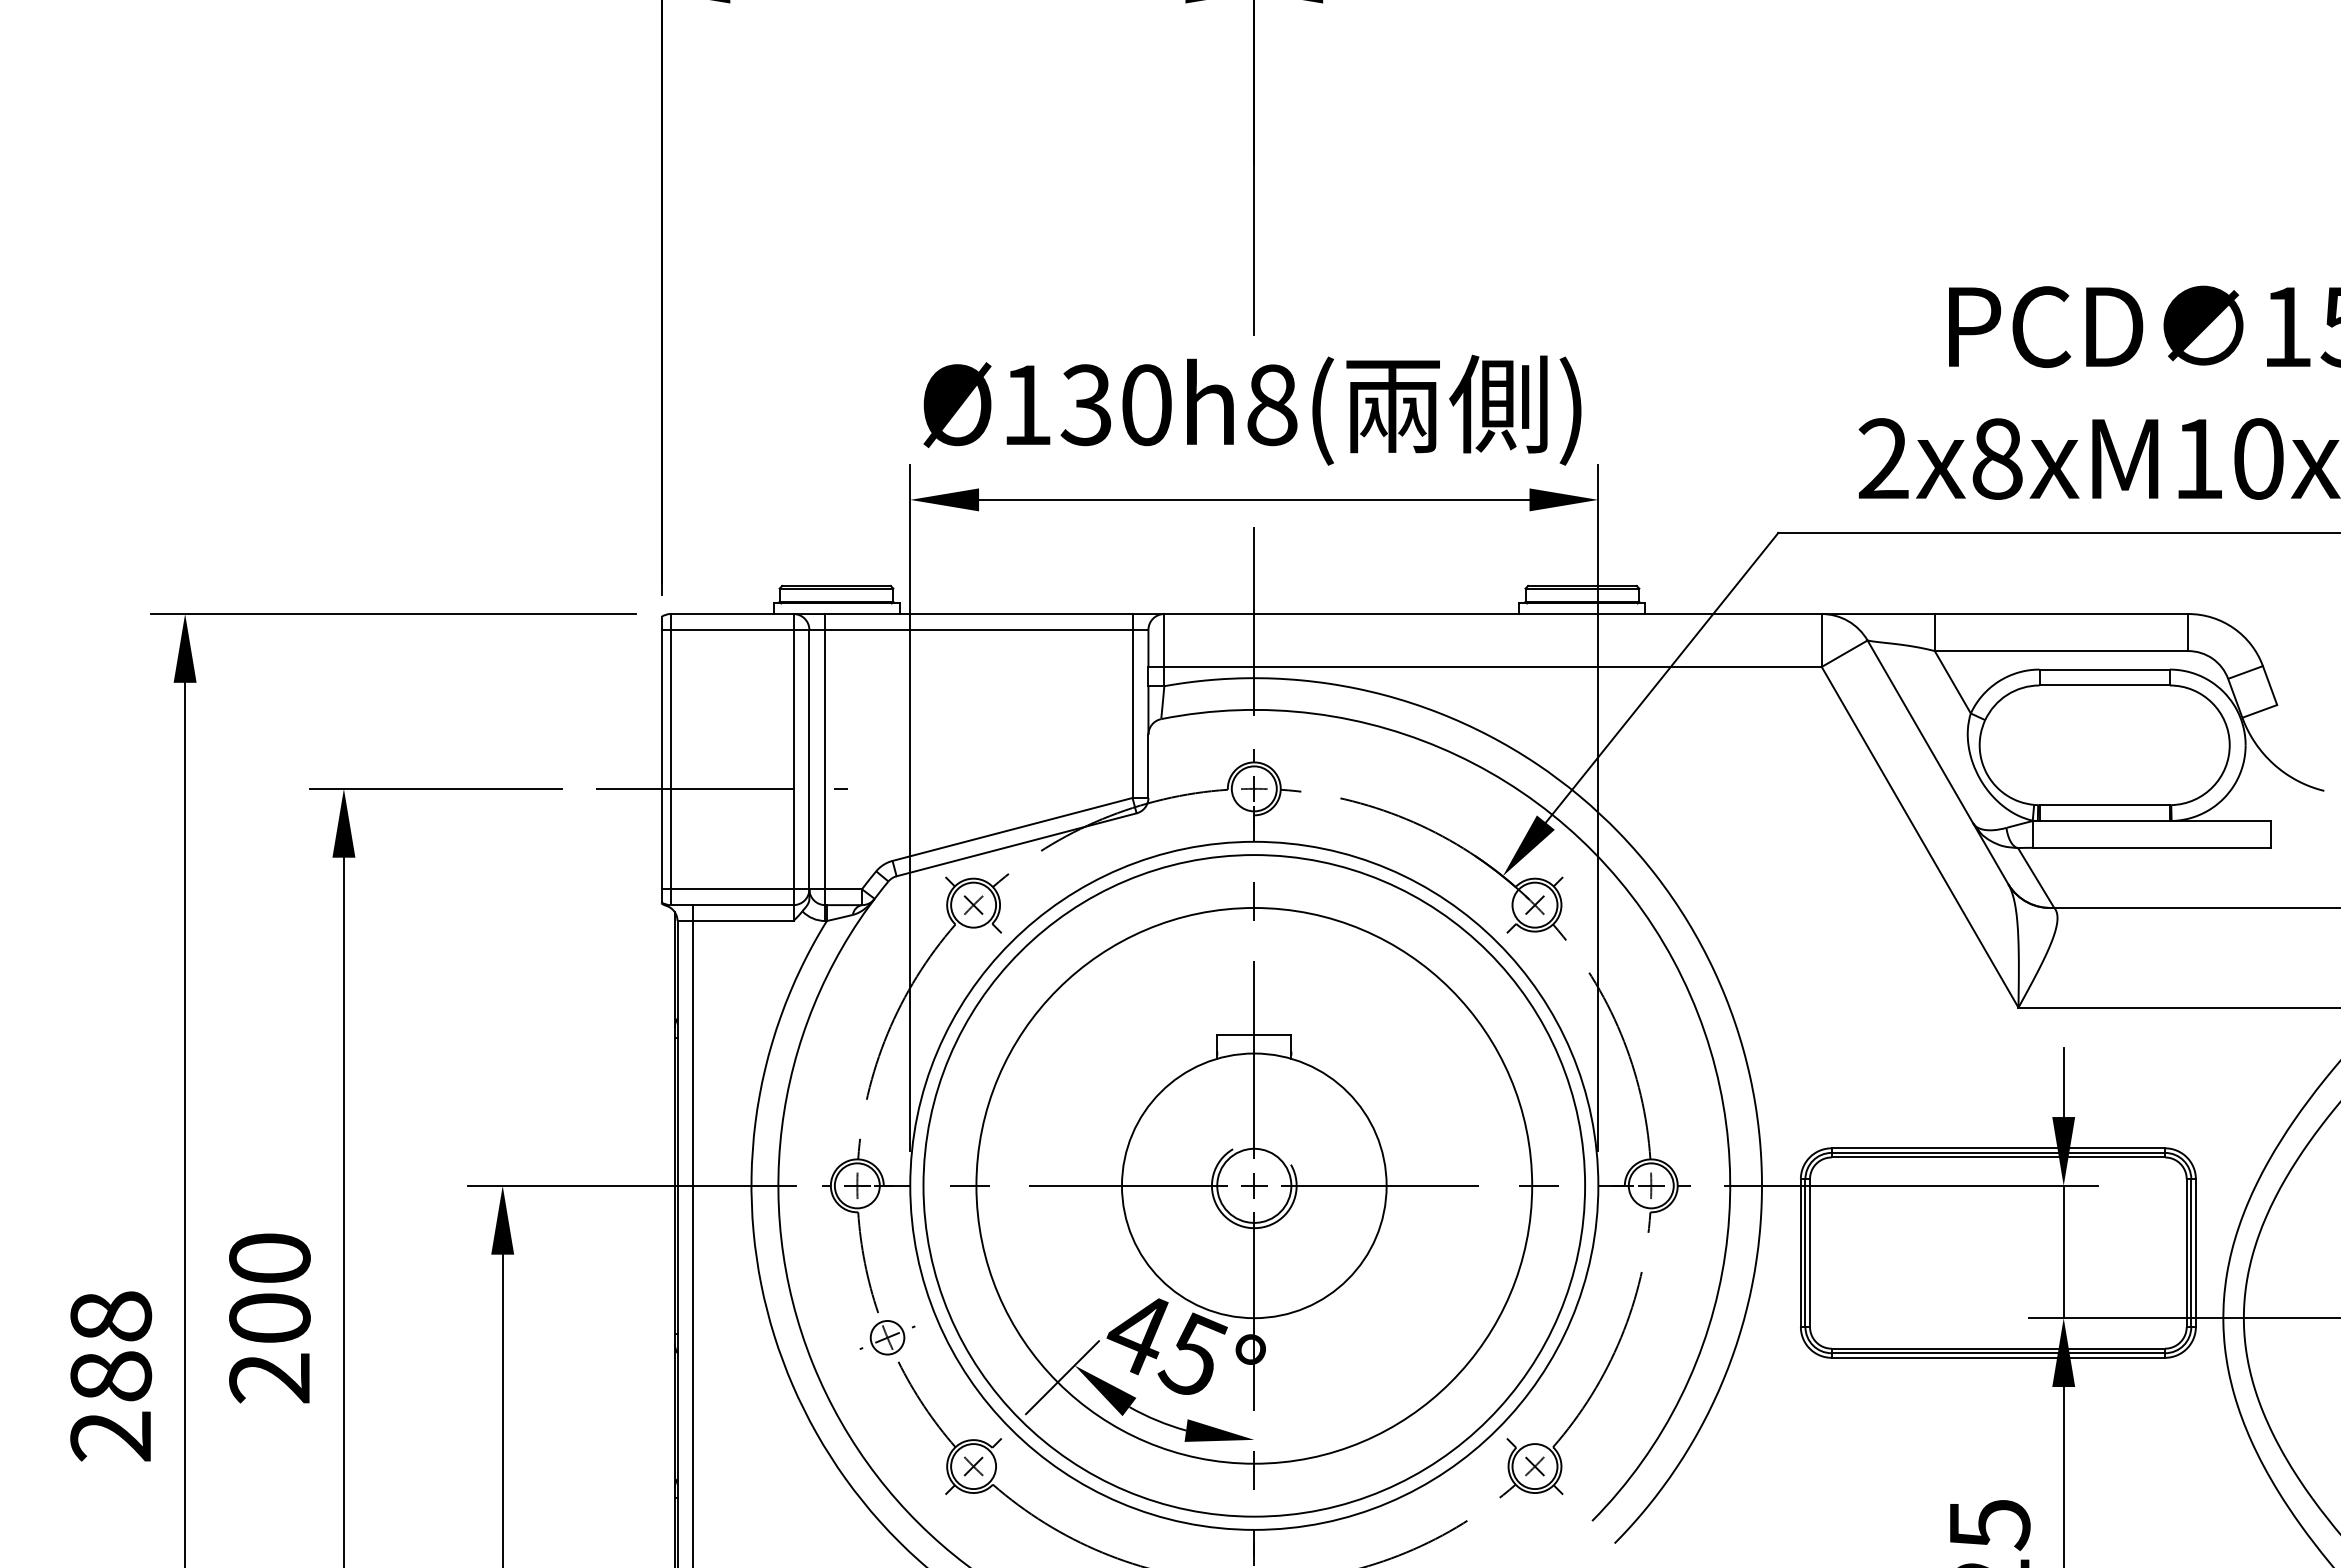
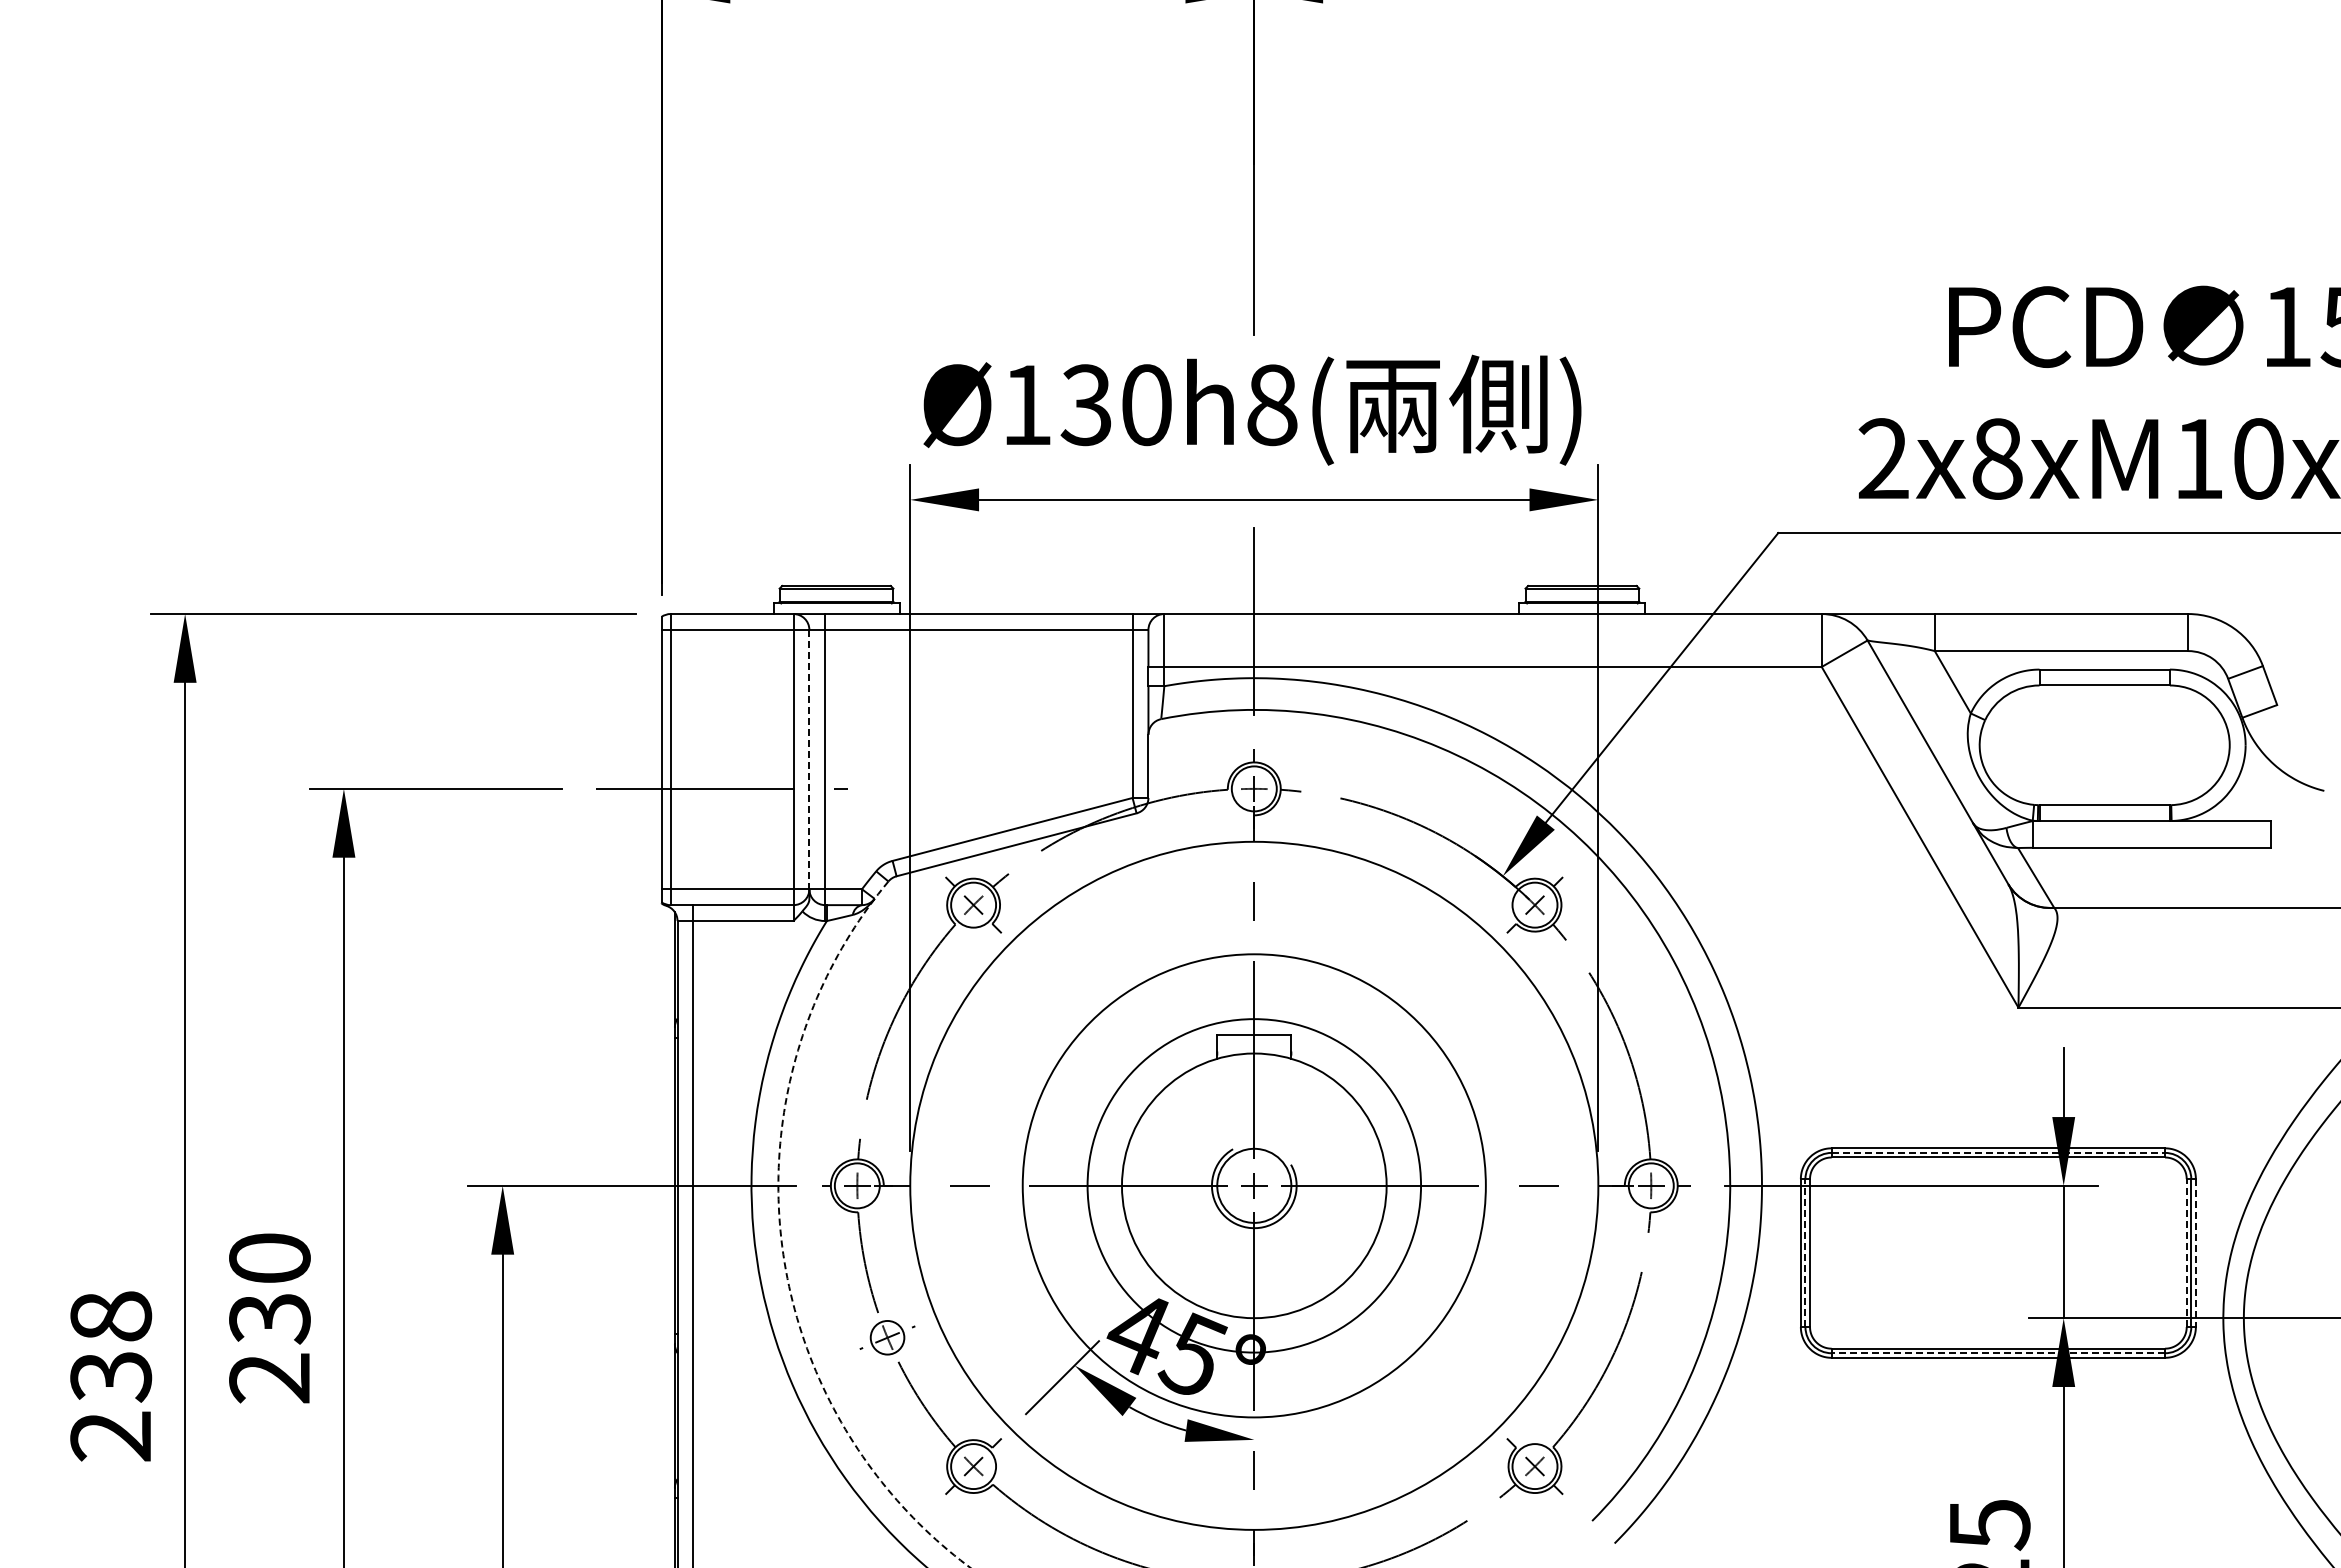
line: solid -> dashed (809, 759)
line: solid -> dashed (1998, 1152)
circle diameter: 556 px -> 333 px (1254, 1185)
circle diameter: 662 px -> 463 px (1253, 1185)
arc: solid -> dashed (782, 1244)
line: solid -> dashed (1805, 1253)
line: solid -> dashed (2186, 1253)
line: solid -> dashed (2195, 1253)
text: 200 -> 230 (269, 1318)
line: solid -> dashed (1998, 1353)
text: 288 -> 238 (111, 1376)
